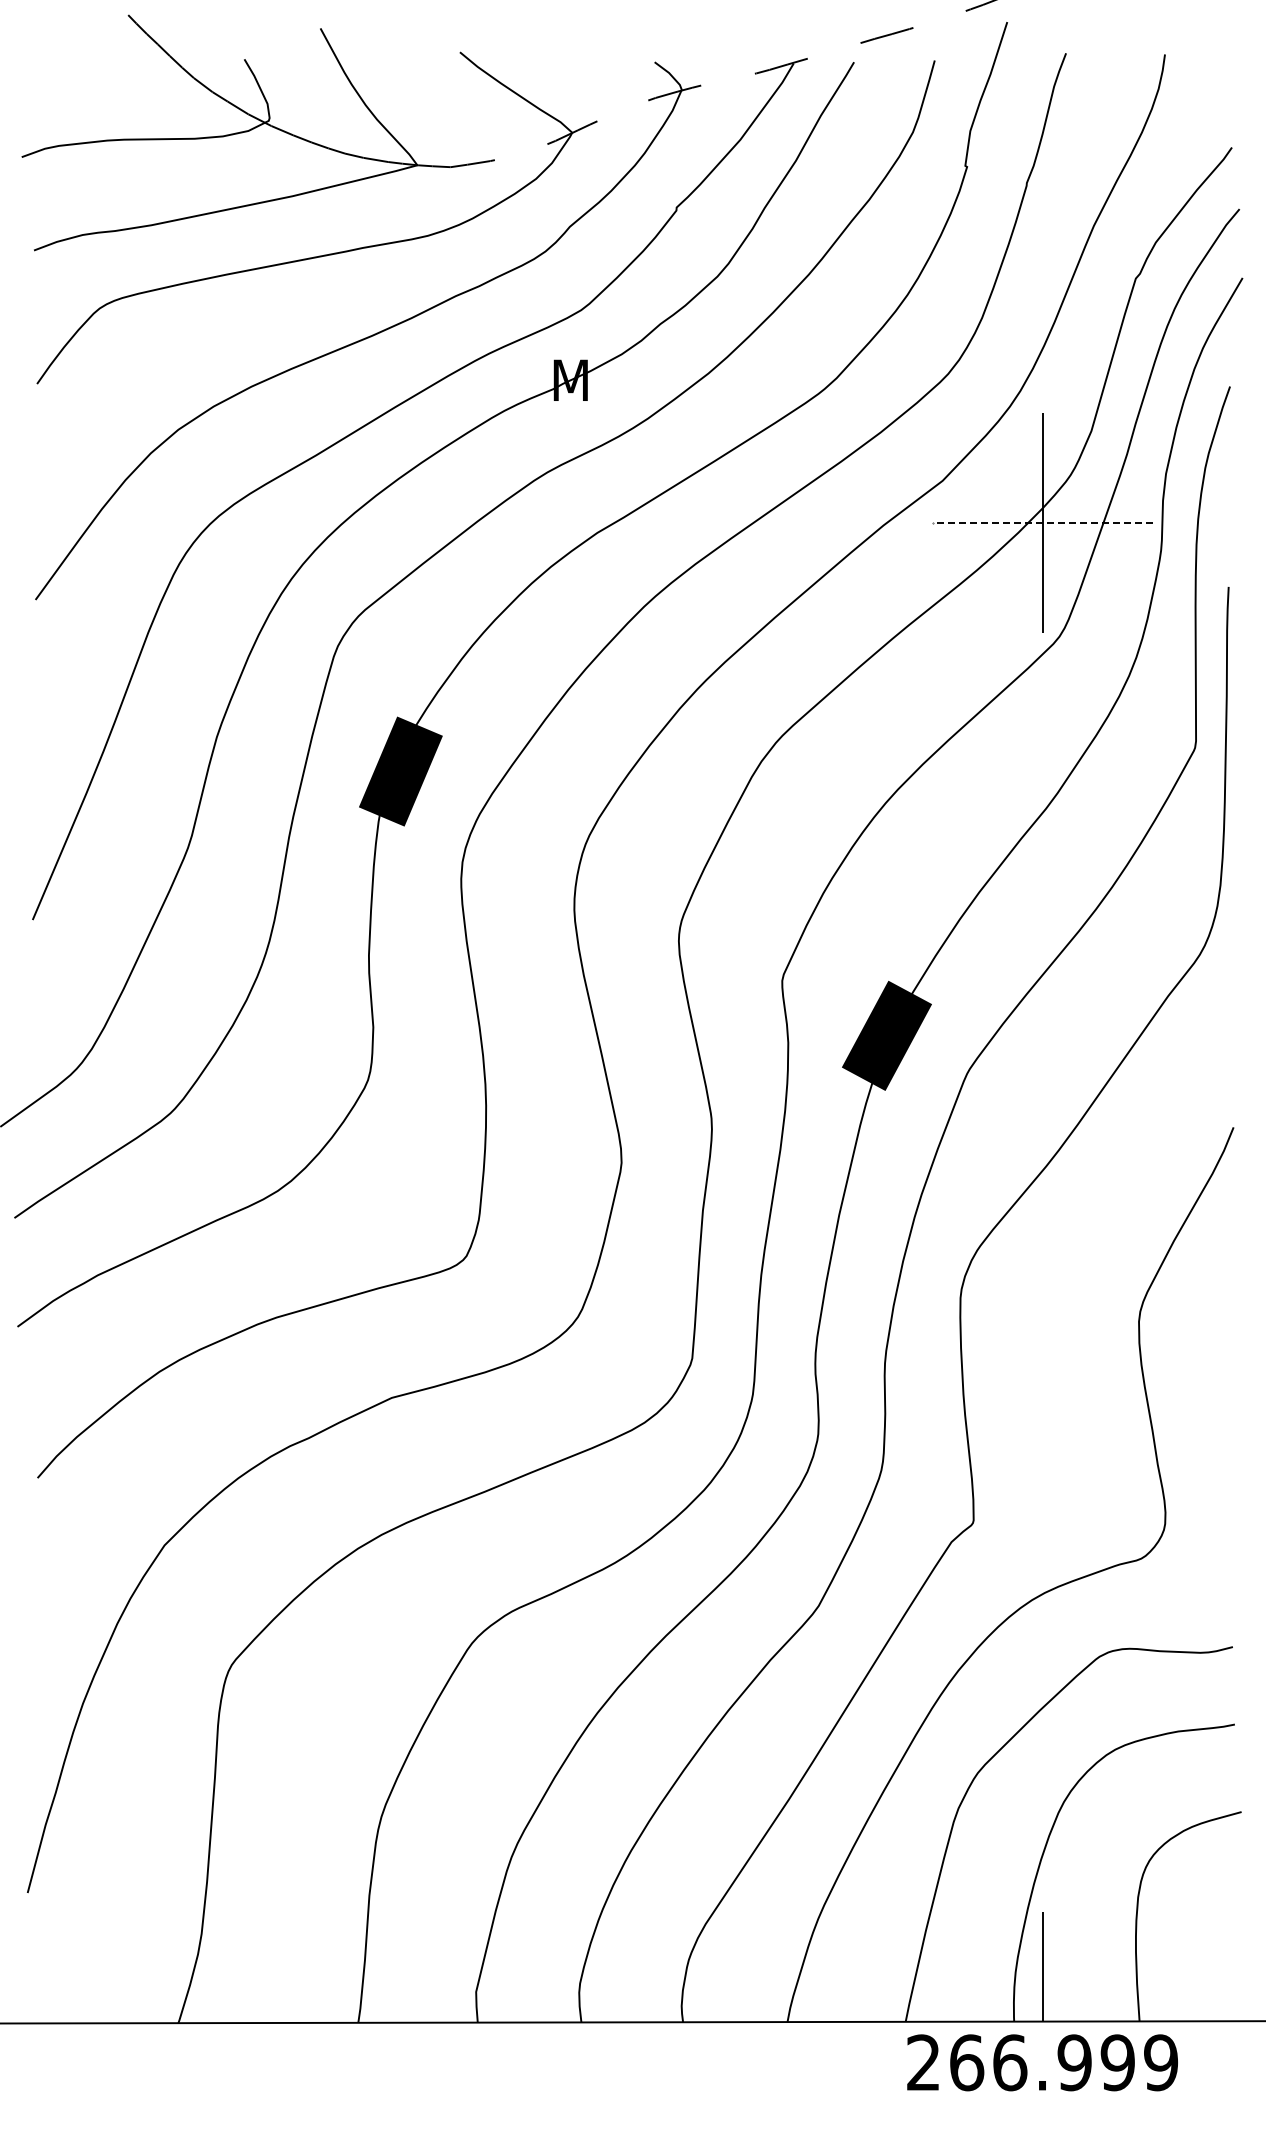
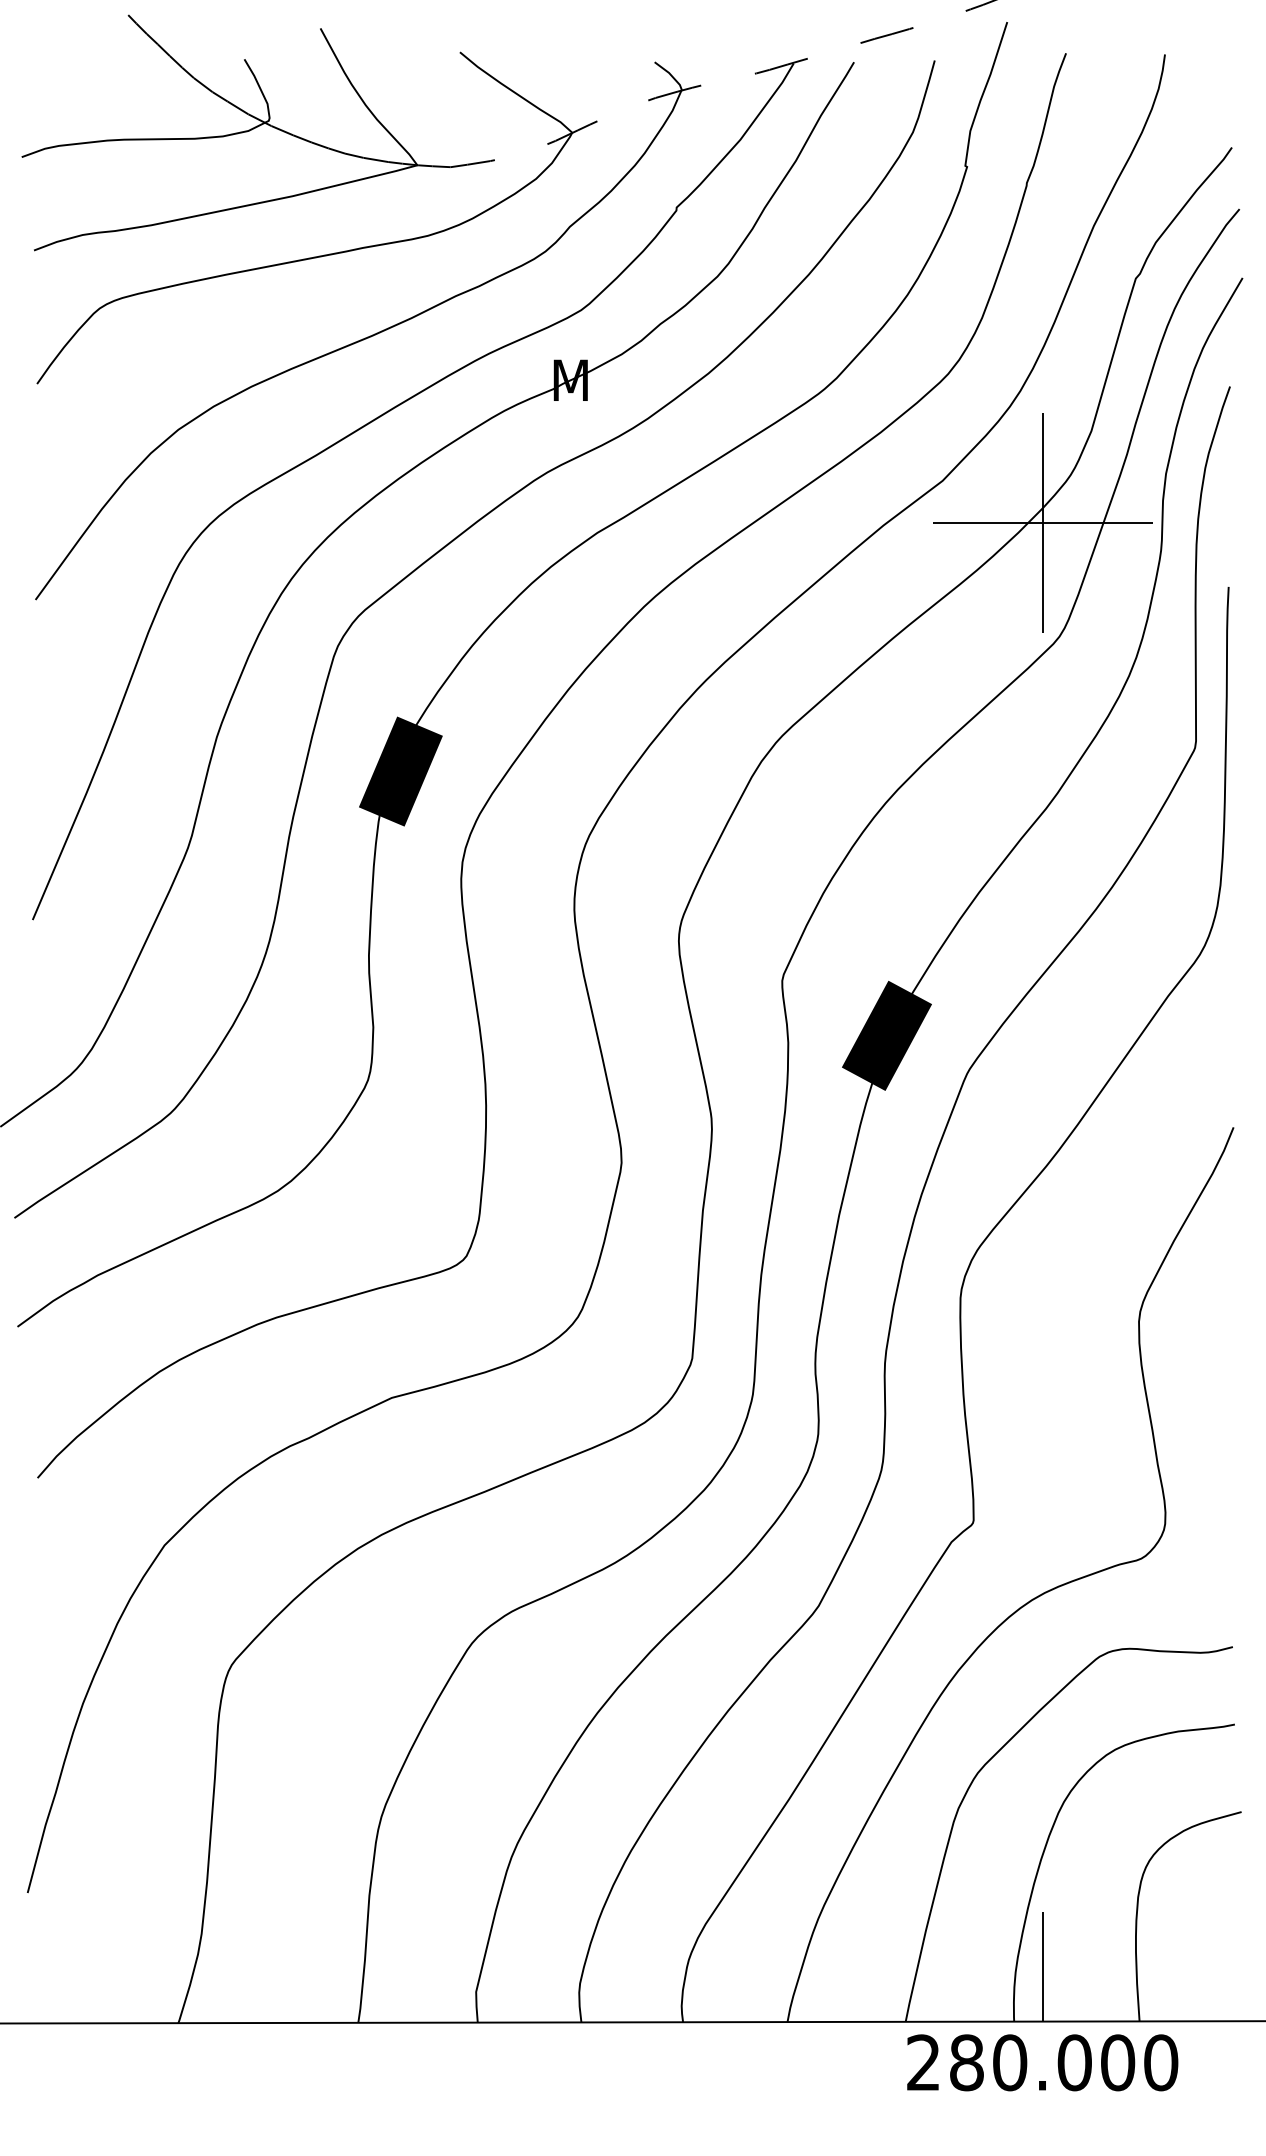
line: dashed -> solid (1042, 522)
text: 266.999 -> 280.000 (1064, 2062)
